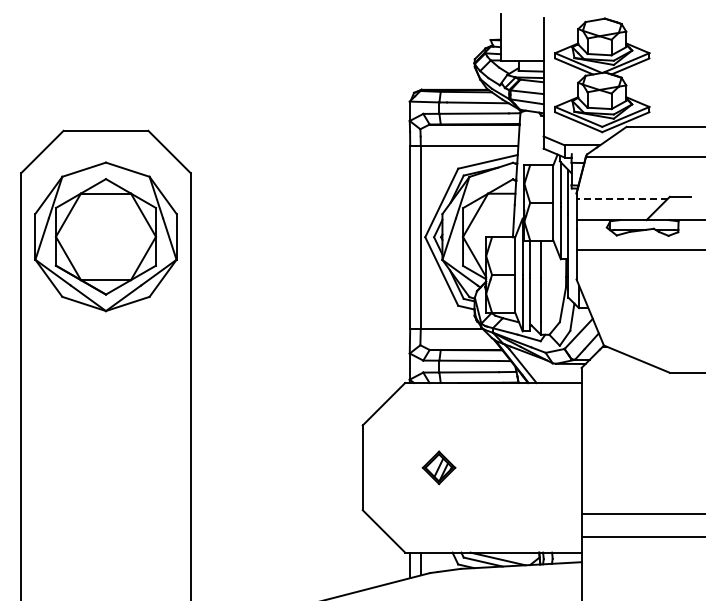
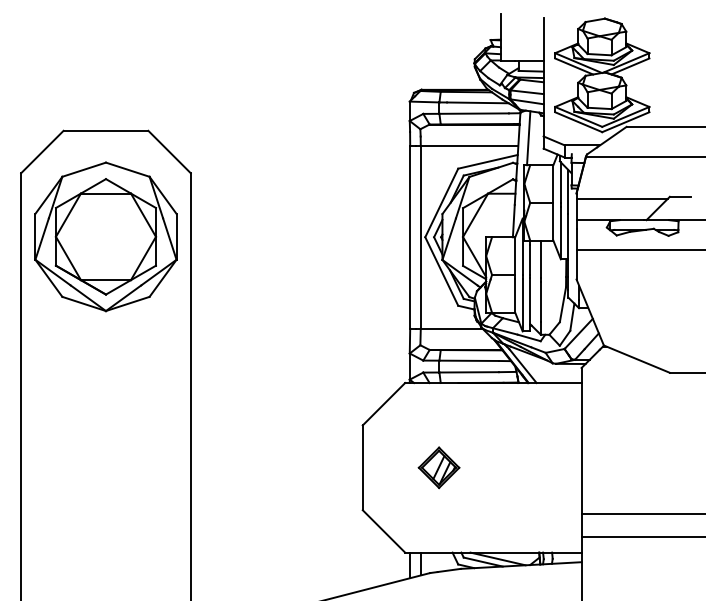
line: none -> present (528, 138)
line: dashed -> solid (622, 198)
part size: 36x36 px -> 44x44 px (438, 467)
